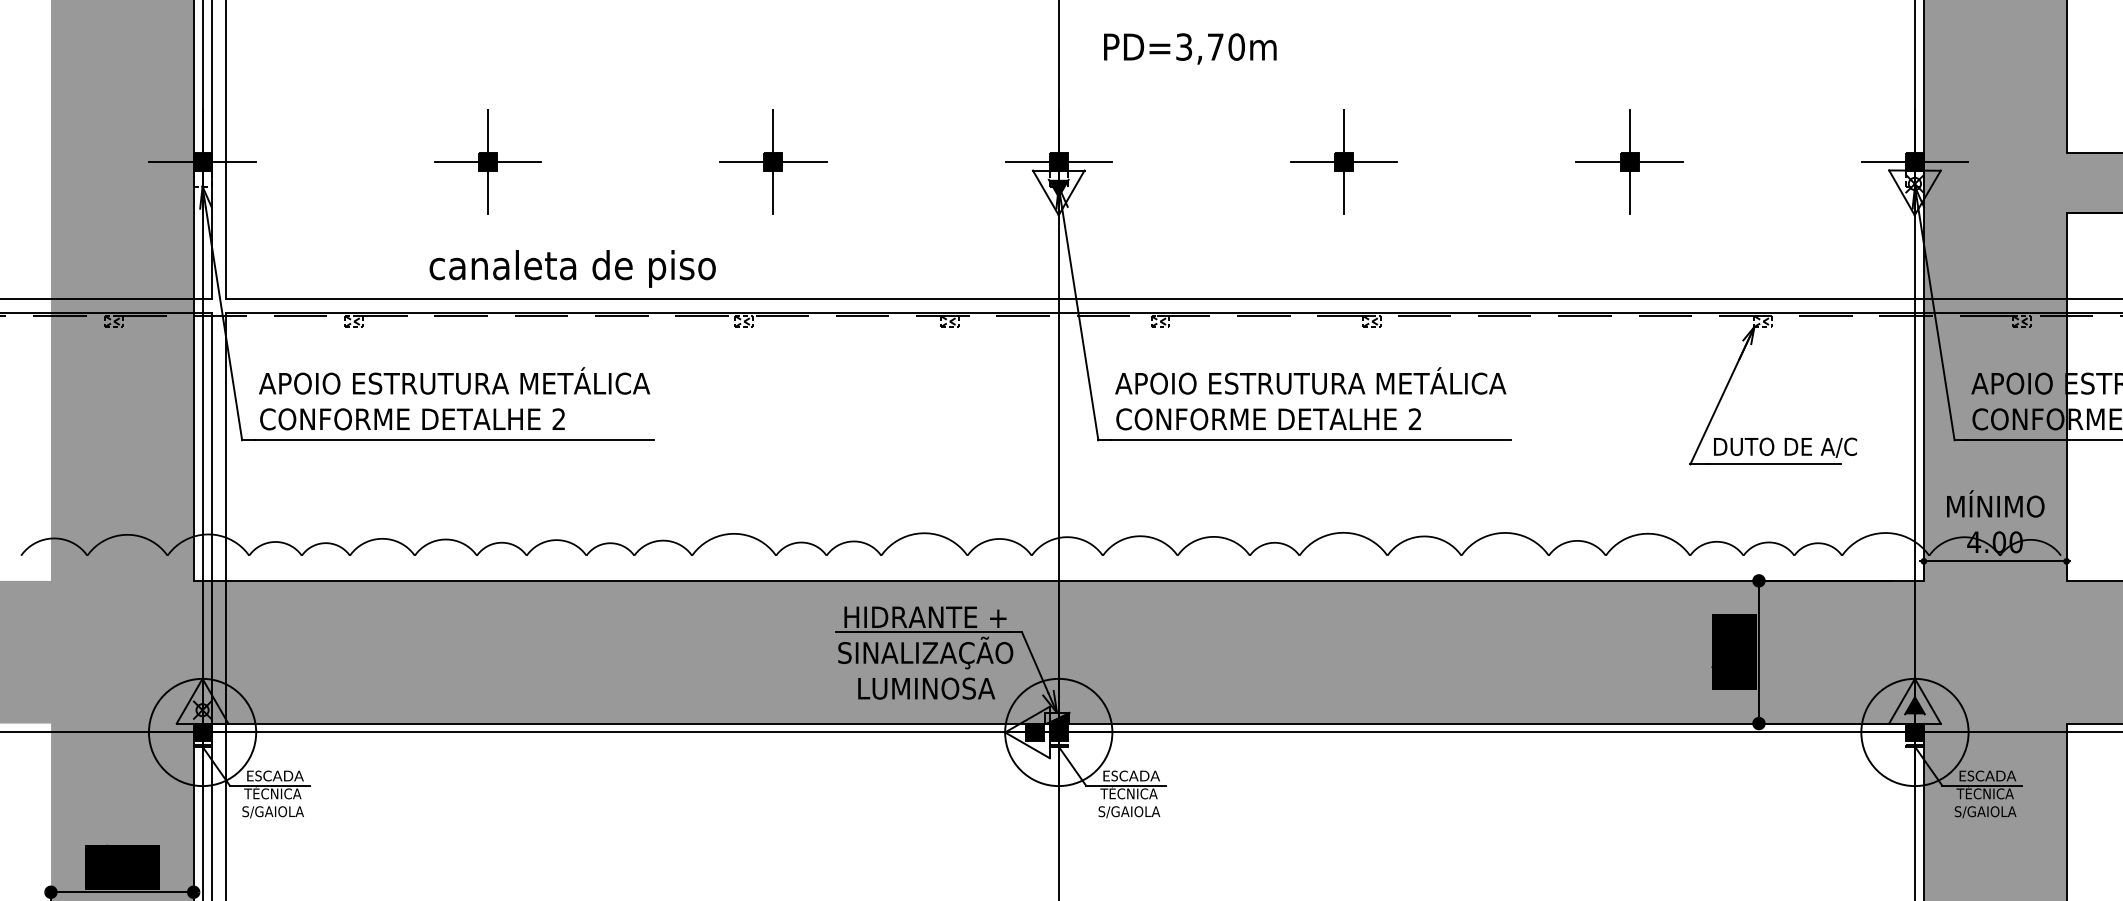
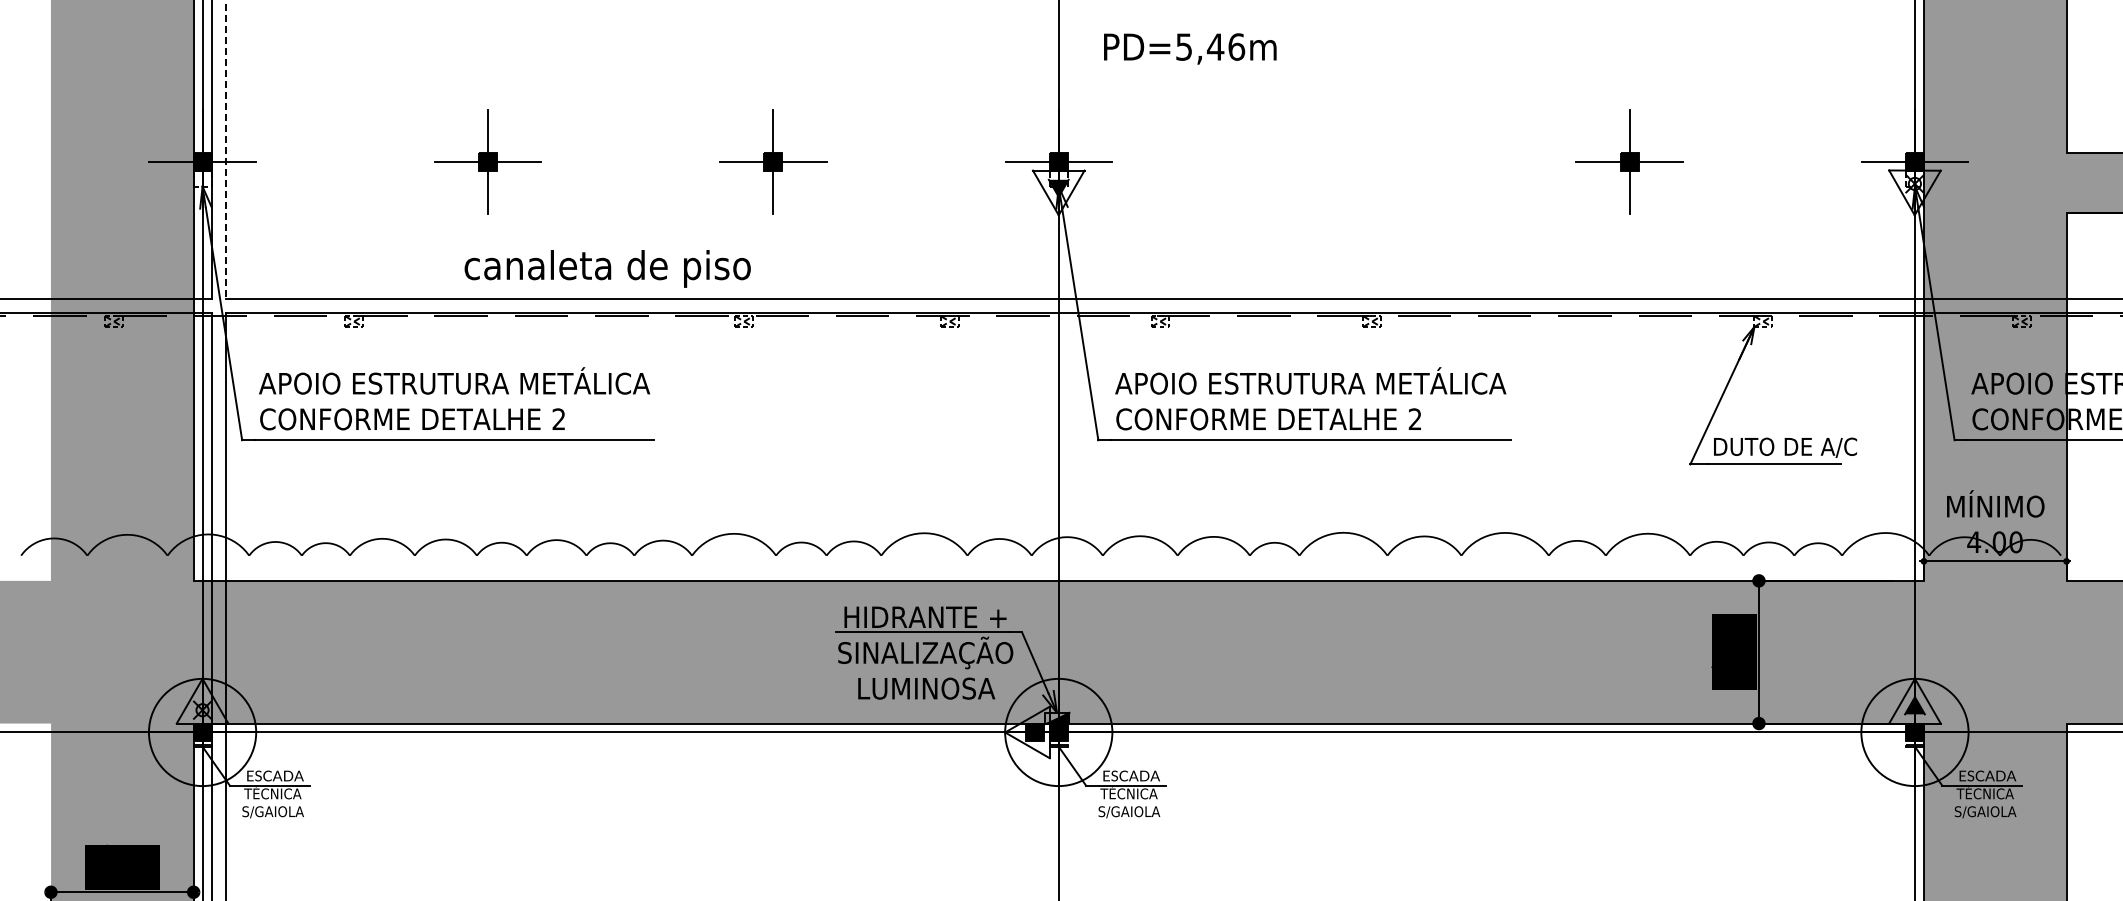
text: PD=3,70m -> PD=5,46m (1211, 46)
line: solid -> dashed (225, 149)
part: present -> none (1343, 161)
text position: (572, 268) -> (607, 268) (607, 268)
